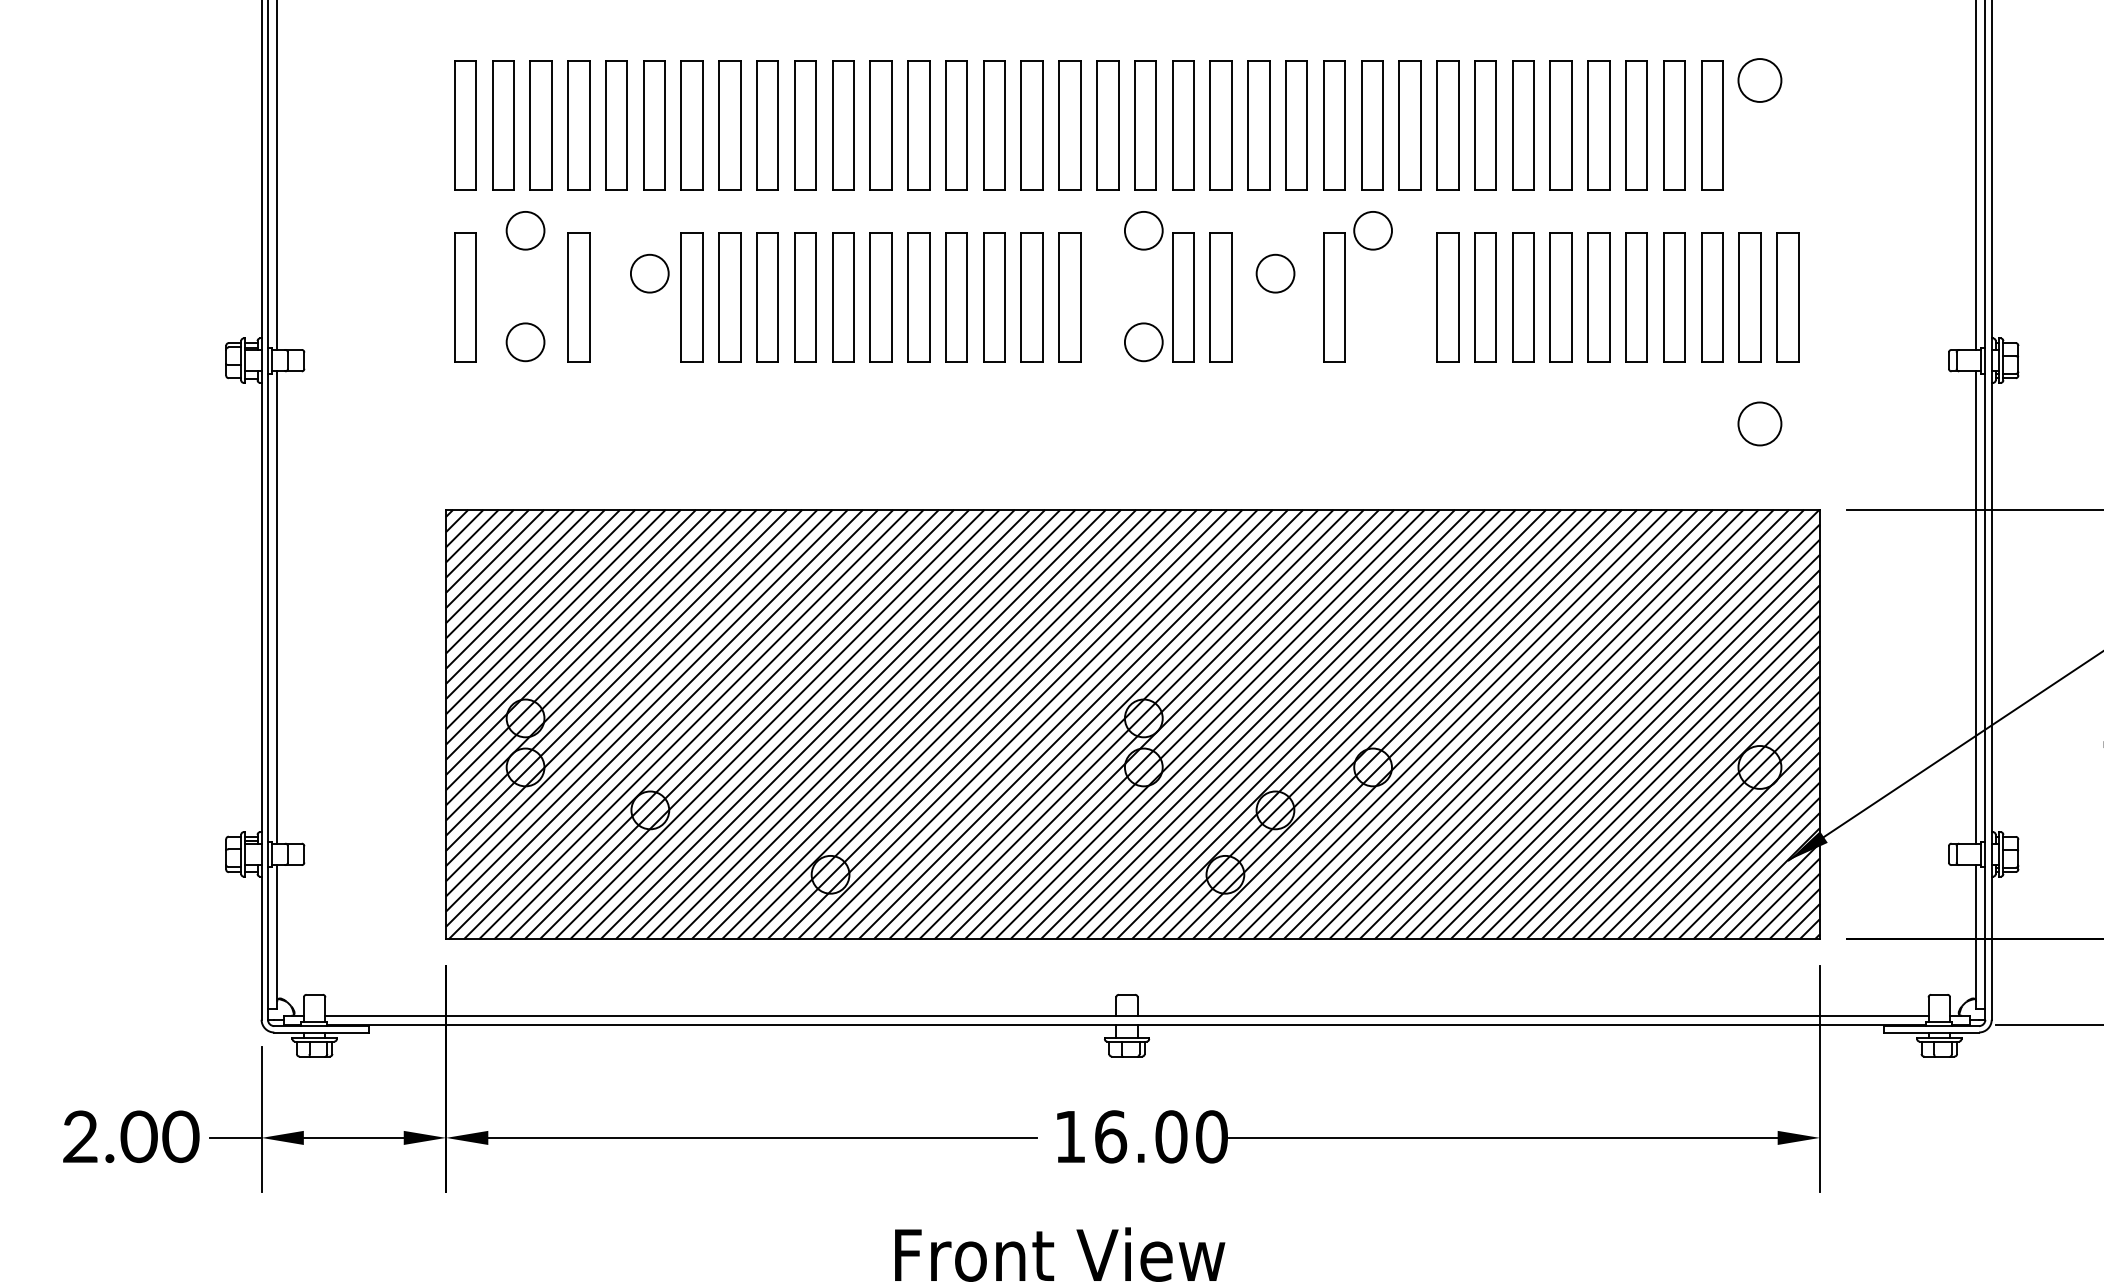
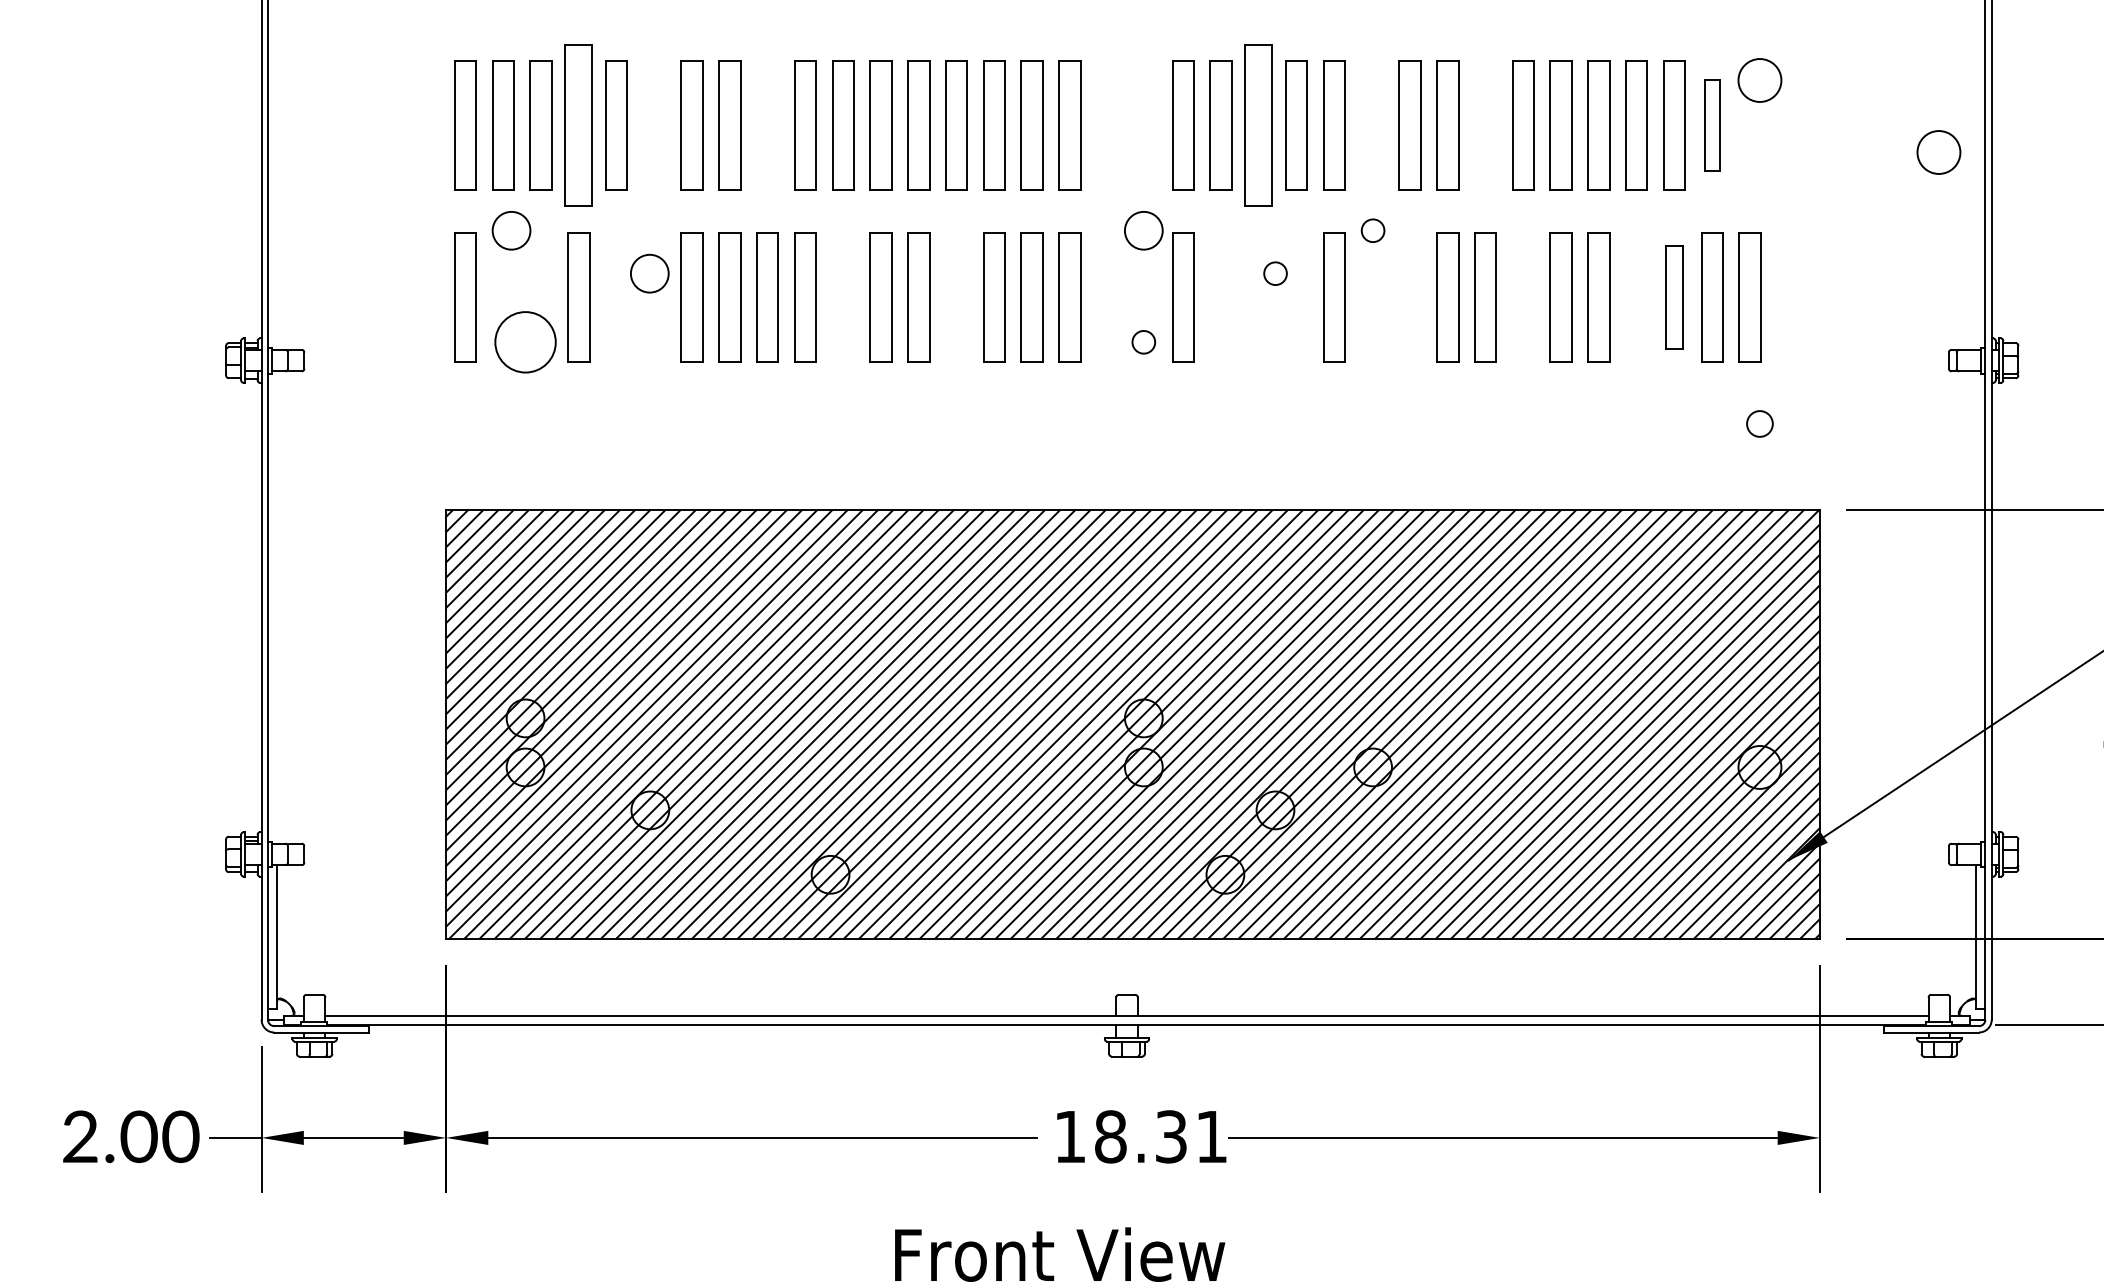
part size: 24x131 px -> 29x163 px (578, 125)
part: present -> none (654, 125)
part: present -> none (767, 125)
part: present -> none (1107, 125)
part: present -> none (1145, 125)
part size: 24x131 px -> 29x163 px (1258, 125)
part: present -> none (1372, 125)
part: present -> none (1485, 125)
part size: 23x131 px -> 17x93 px (1712, 125)
circle: none -> present (1938, 152)
line: present -> none (277, 175)
line: present -> none (1976, 175)
circle position: (525, 230) -> (511, 230) (511, 230)
circle diameter: 38 px -> 23 px (1372, 230)
circle diameter: 38 px -> 23 px (1275, 273)
part: present -> none (843, 297)
part: present -> none (956, 297)
part: present -> none (1220, 297)
part: present -> none (1523, 297)
part: present -> none (1636, 297)
part size: 23x131 px -> 19x105 px (1674, 297)
part: present -> none (1787, 297)
circle diameter: 38 px -> 60 px (525, 342)
circle diameter: 38 px -> 23 px (1143, 341)
circle diameter: 43 px -> 26 px (1759, 423)
line: present -> none (277, 607)
line: present -> none (1976, 607)
text: 16.00 -> 18.31 (1161, 1136)
